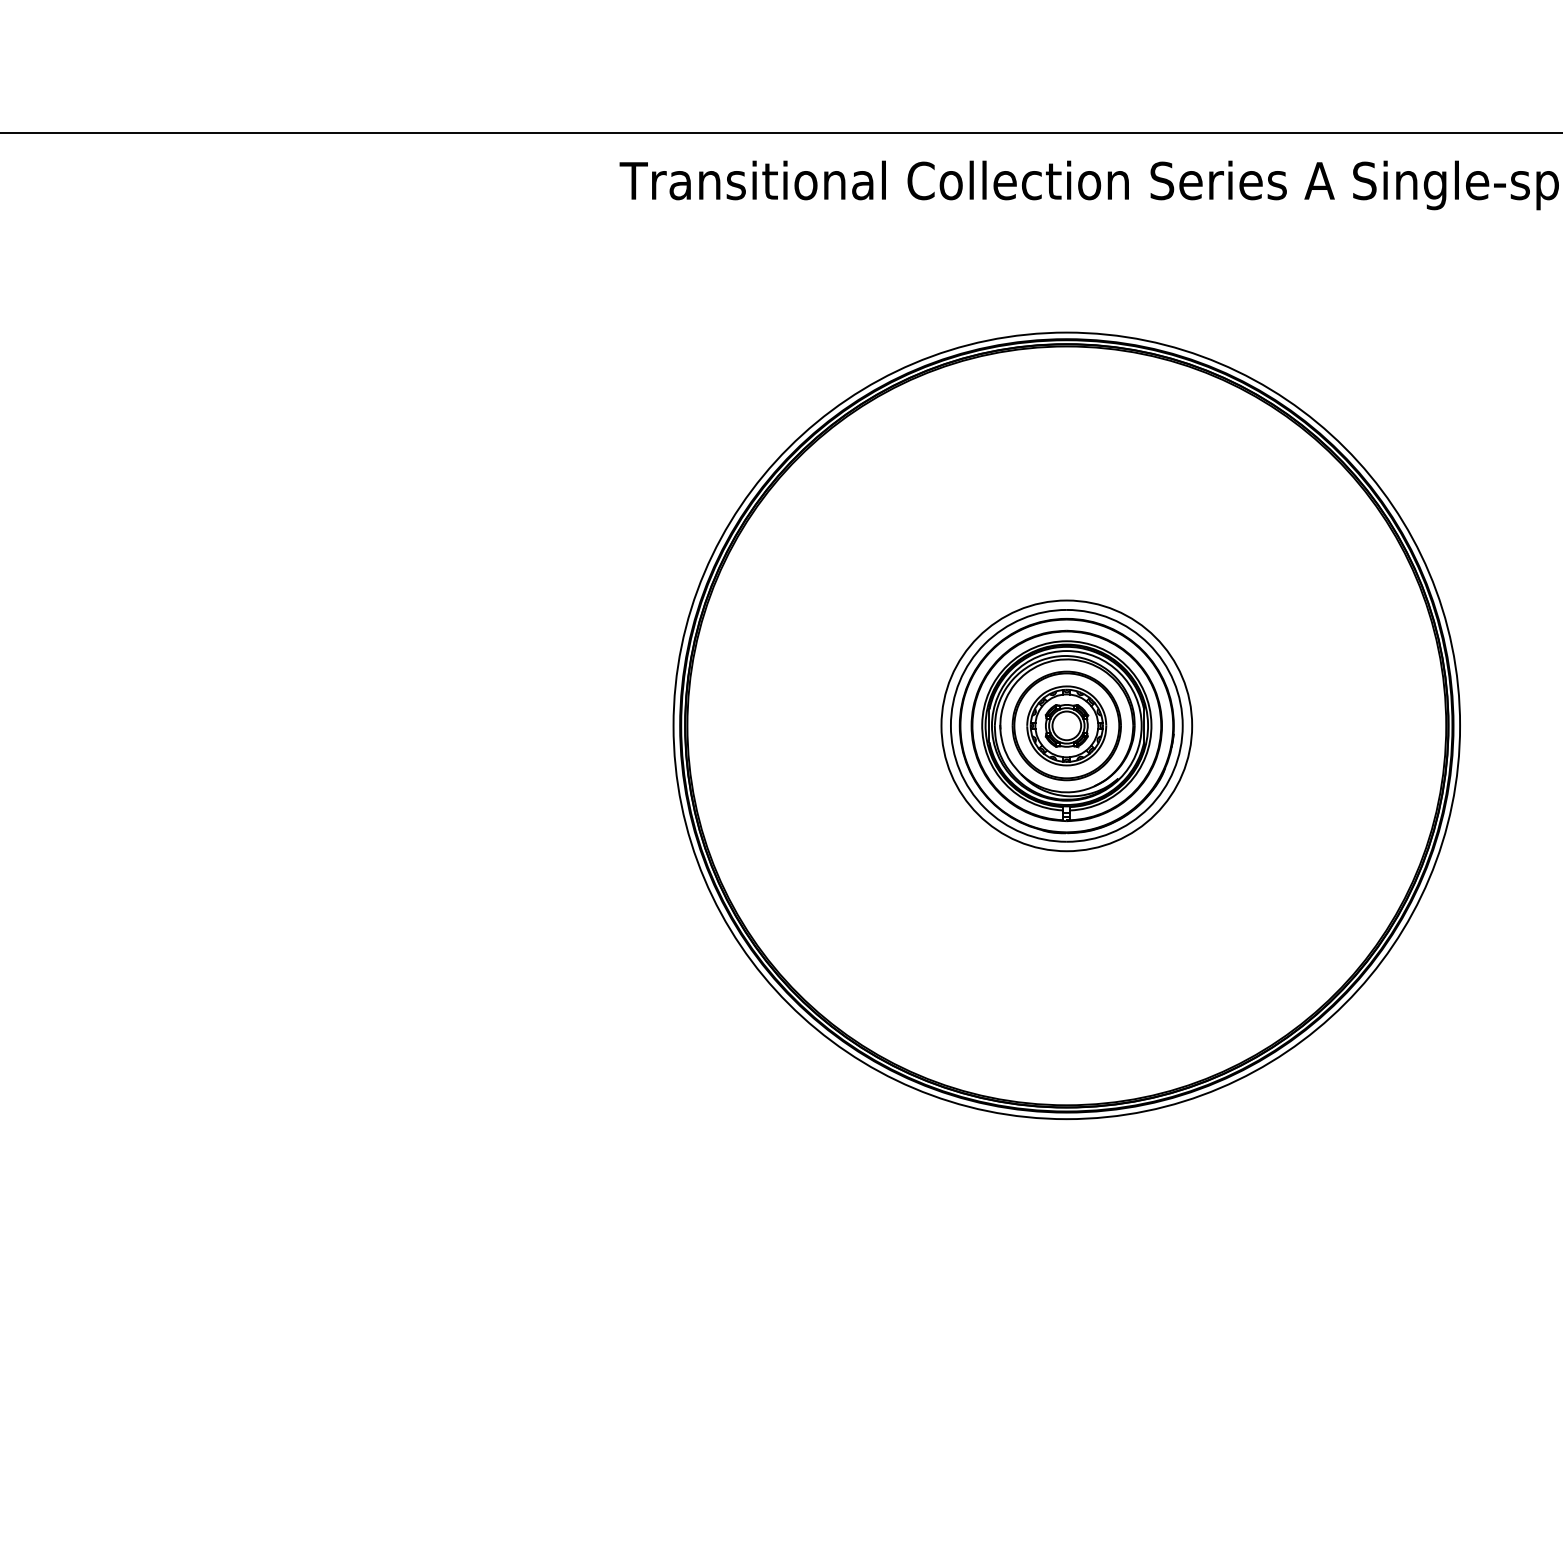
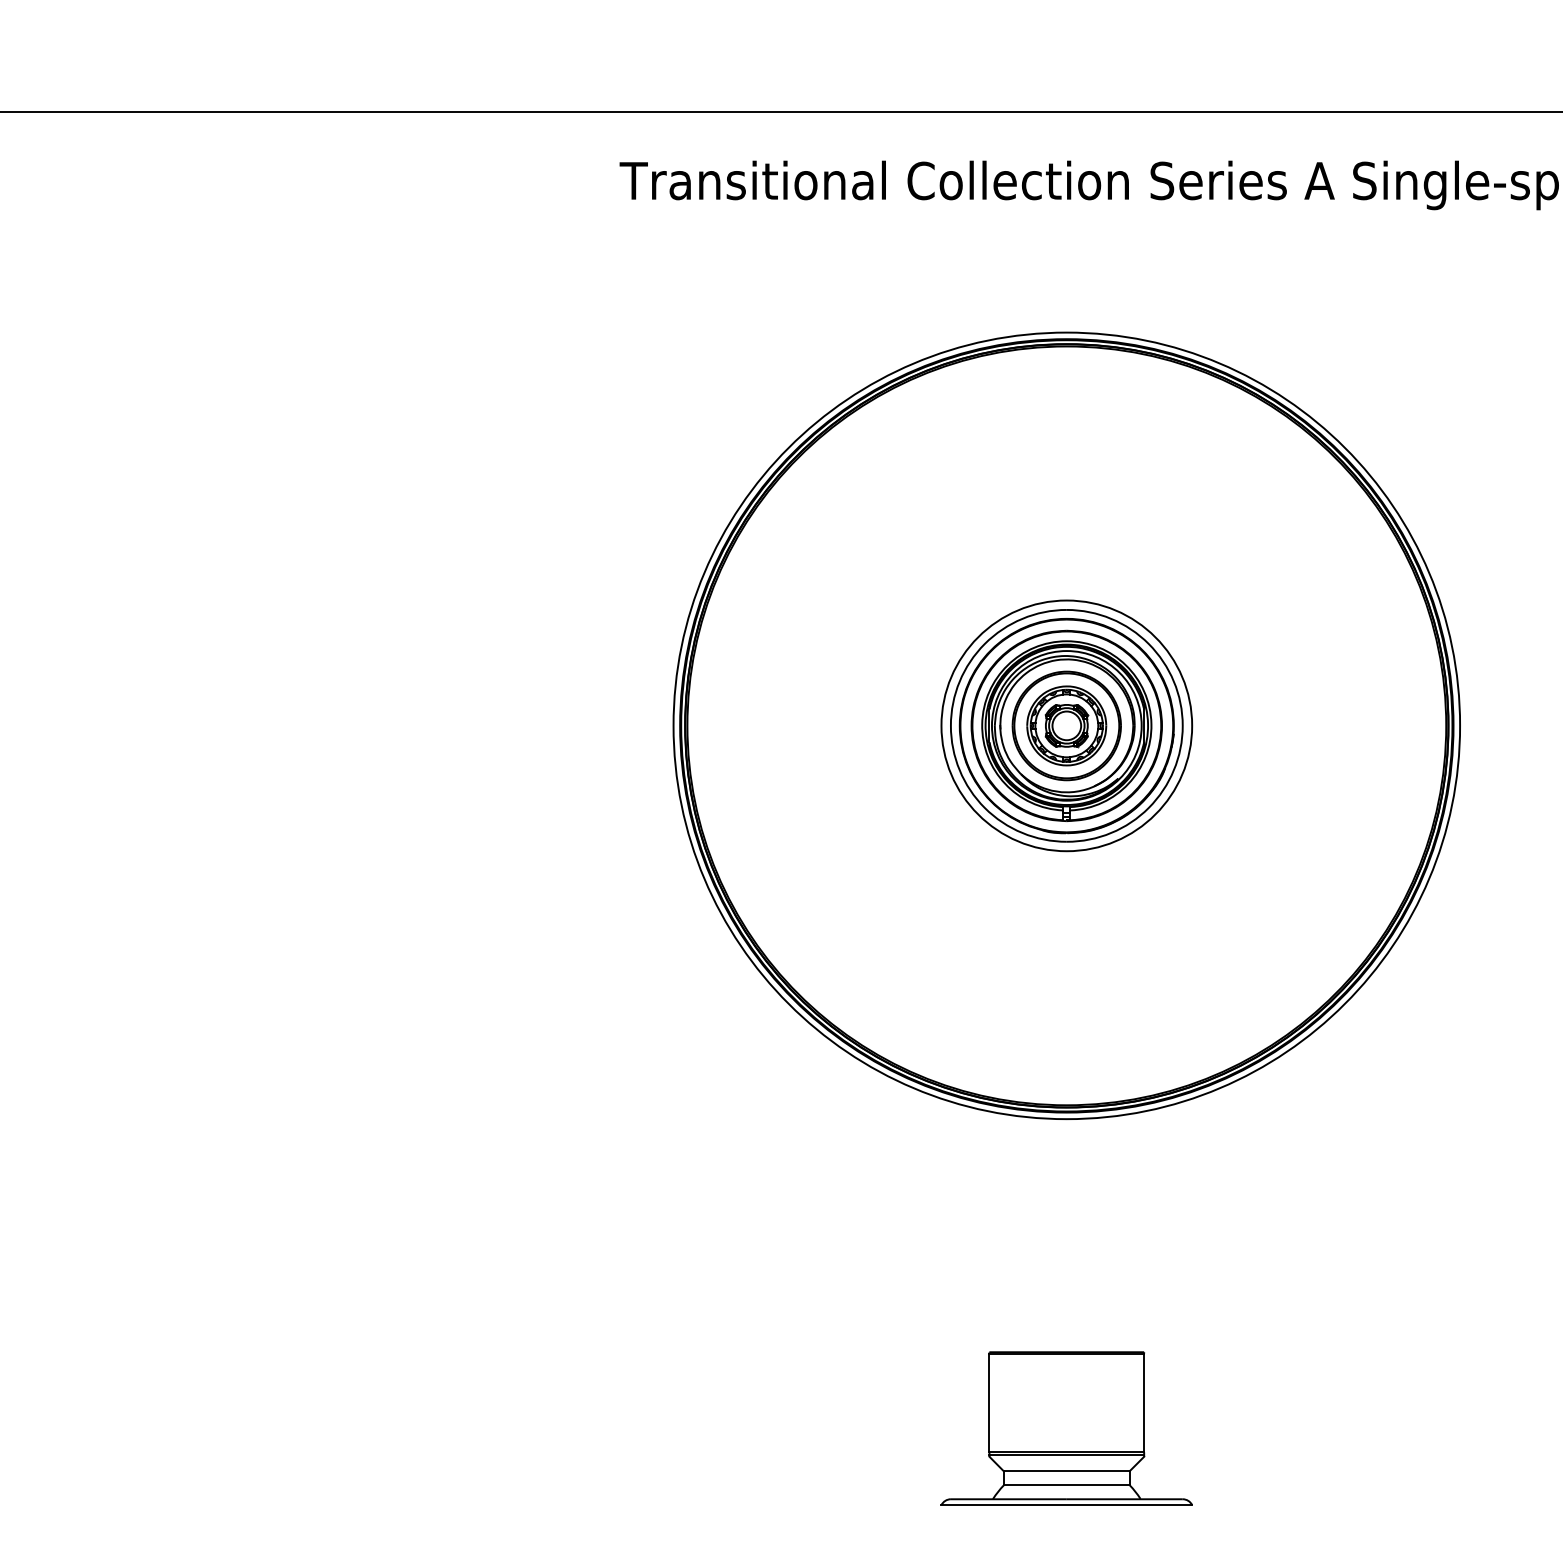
line position: (780, 132) -> (780, 111) (780, 111)
part: none -> present (1066, 1428)
